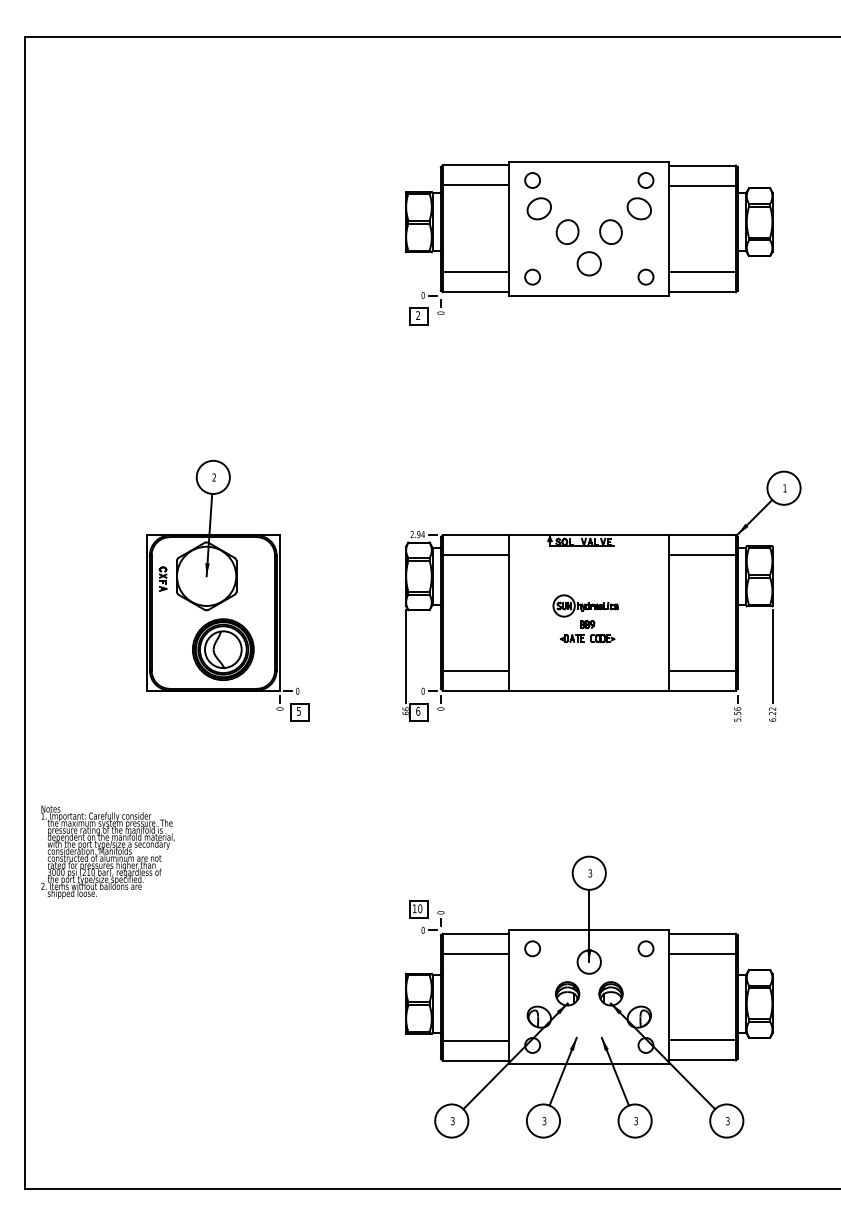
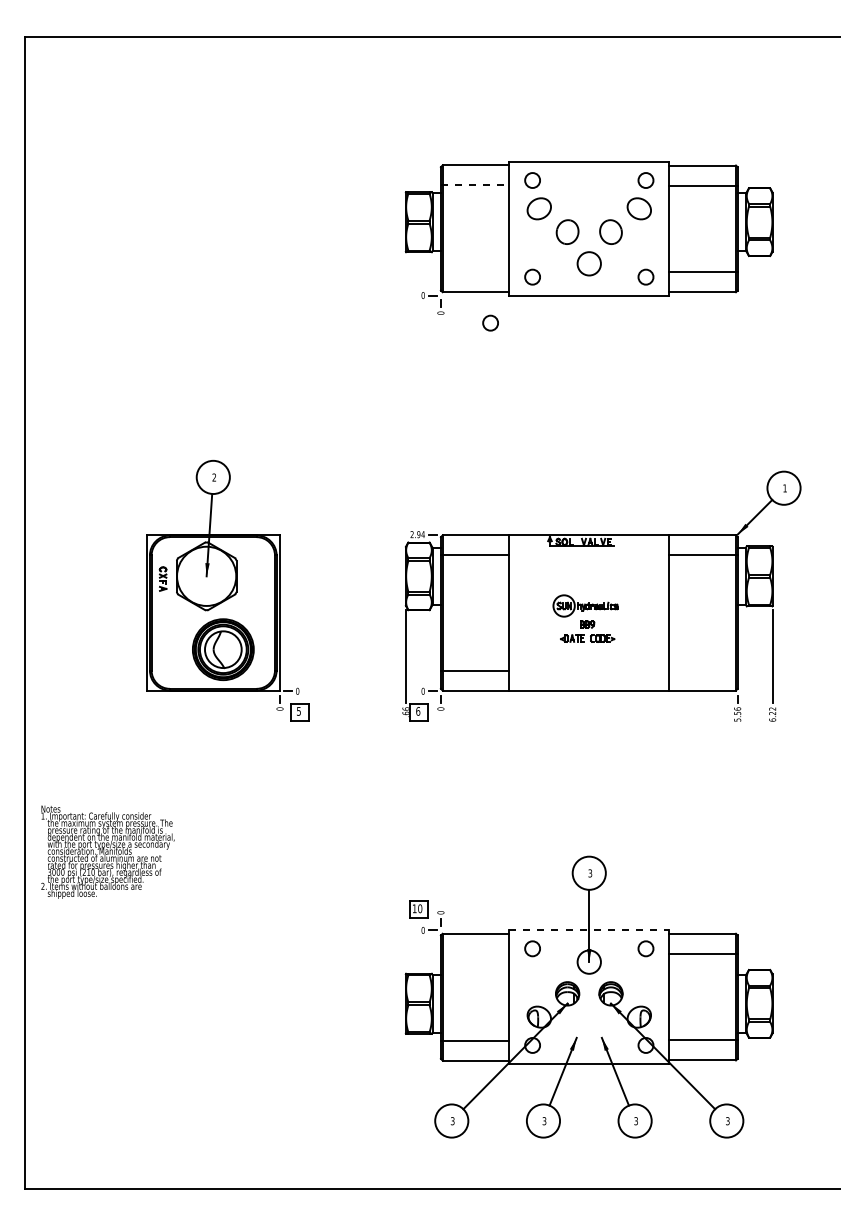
line: solid -> dashed (475, 185)
line: present -> none (474, 272)
part: present -> none (418, 316)
circle: none -> present (490, 322)
line: present -> none (703, 670)
line: solid -> dashed (589, 930)
line: present -> none (474, 953)
